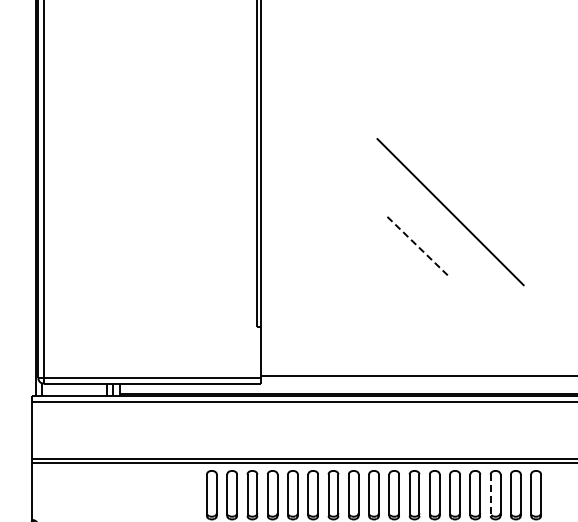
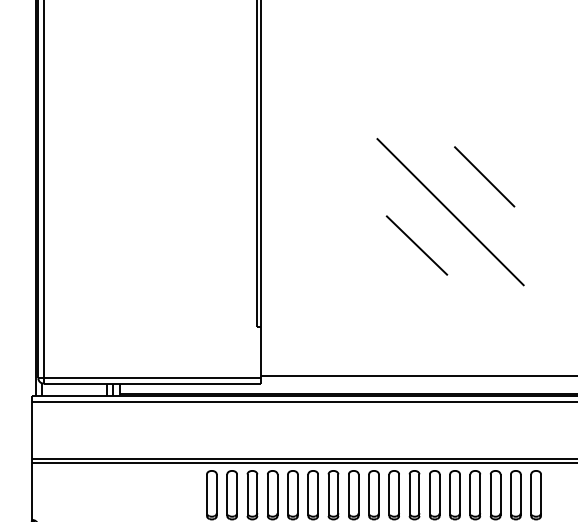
line: none -> present (484, 176)
line: dashed -> solid (417, 245)
line: dashed -> solid (490, 495)
